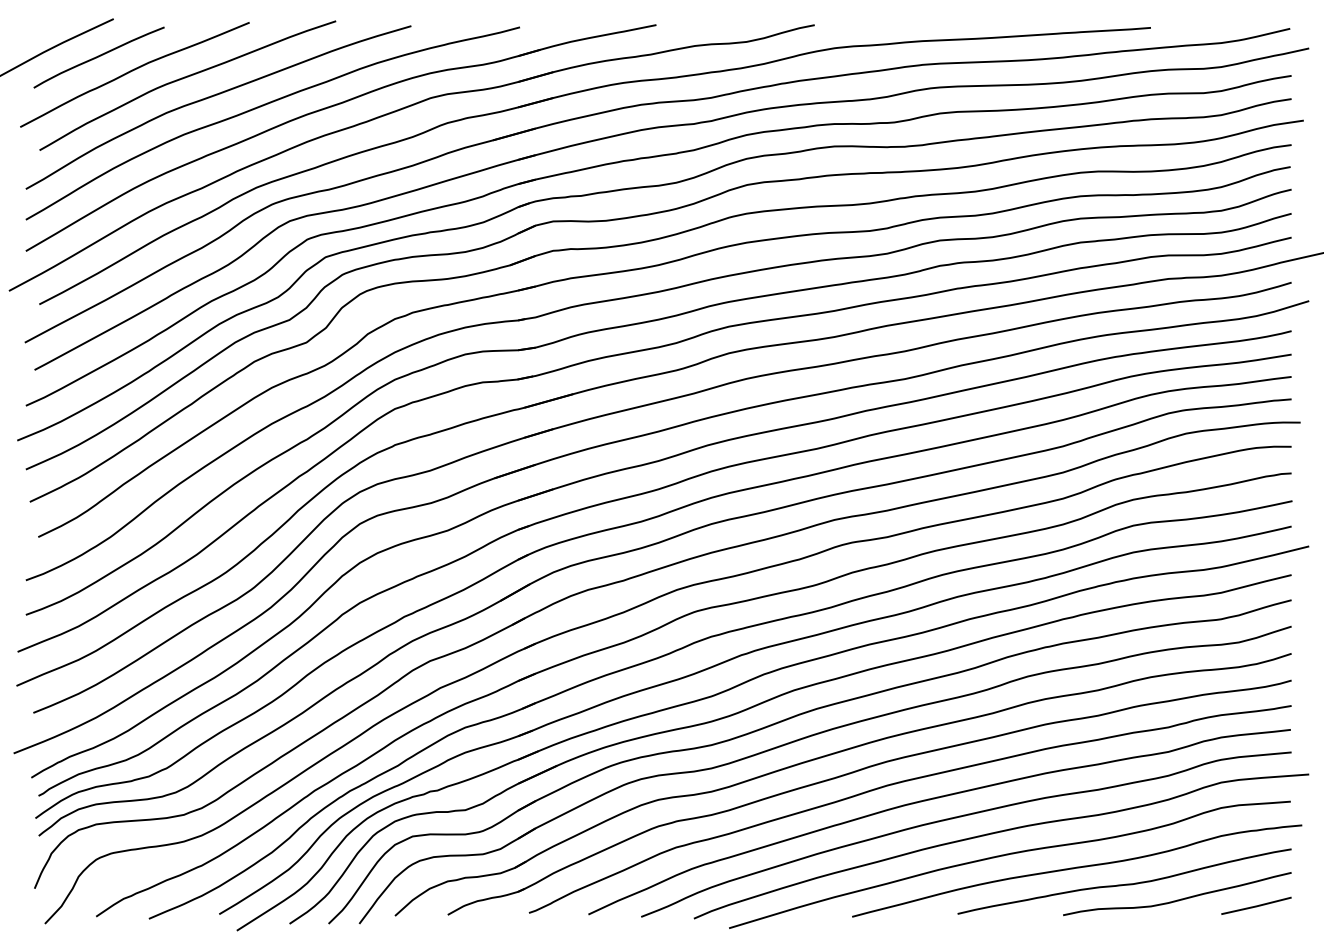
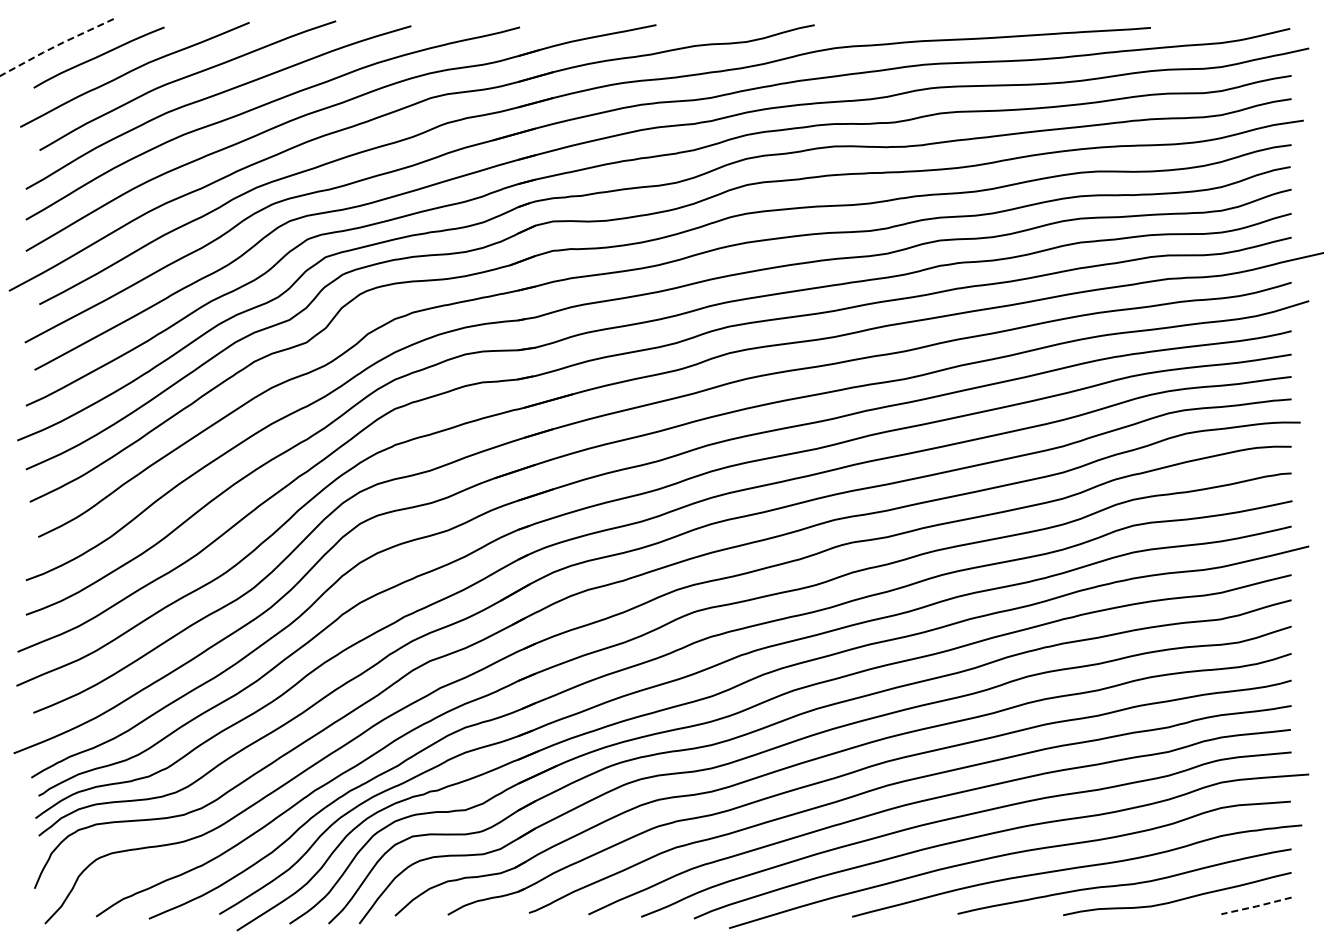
line: solid -> dashed (55, 46)
line: solid -> dashed (1256, 906)
